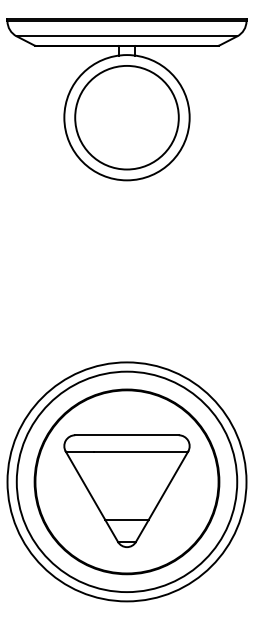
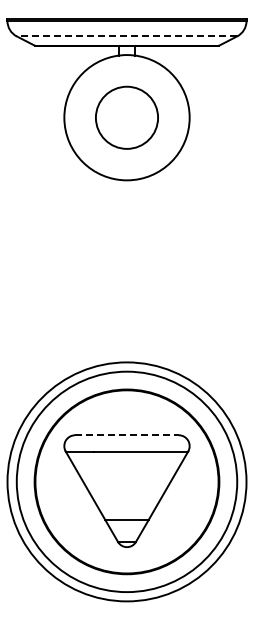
line: solid -> dashed (126, 36)
circle size: 106x106 px -> 64x65 px (126, 117)
line: solid -> dashed (127, 435)
